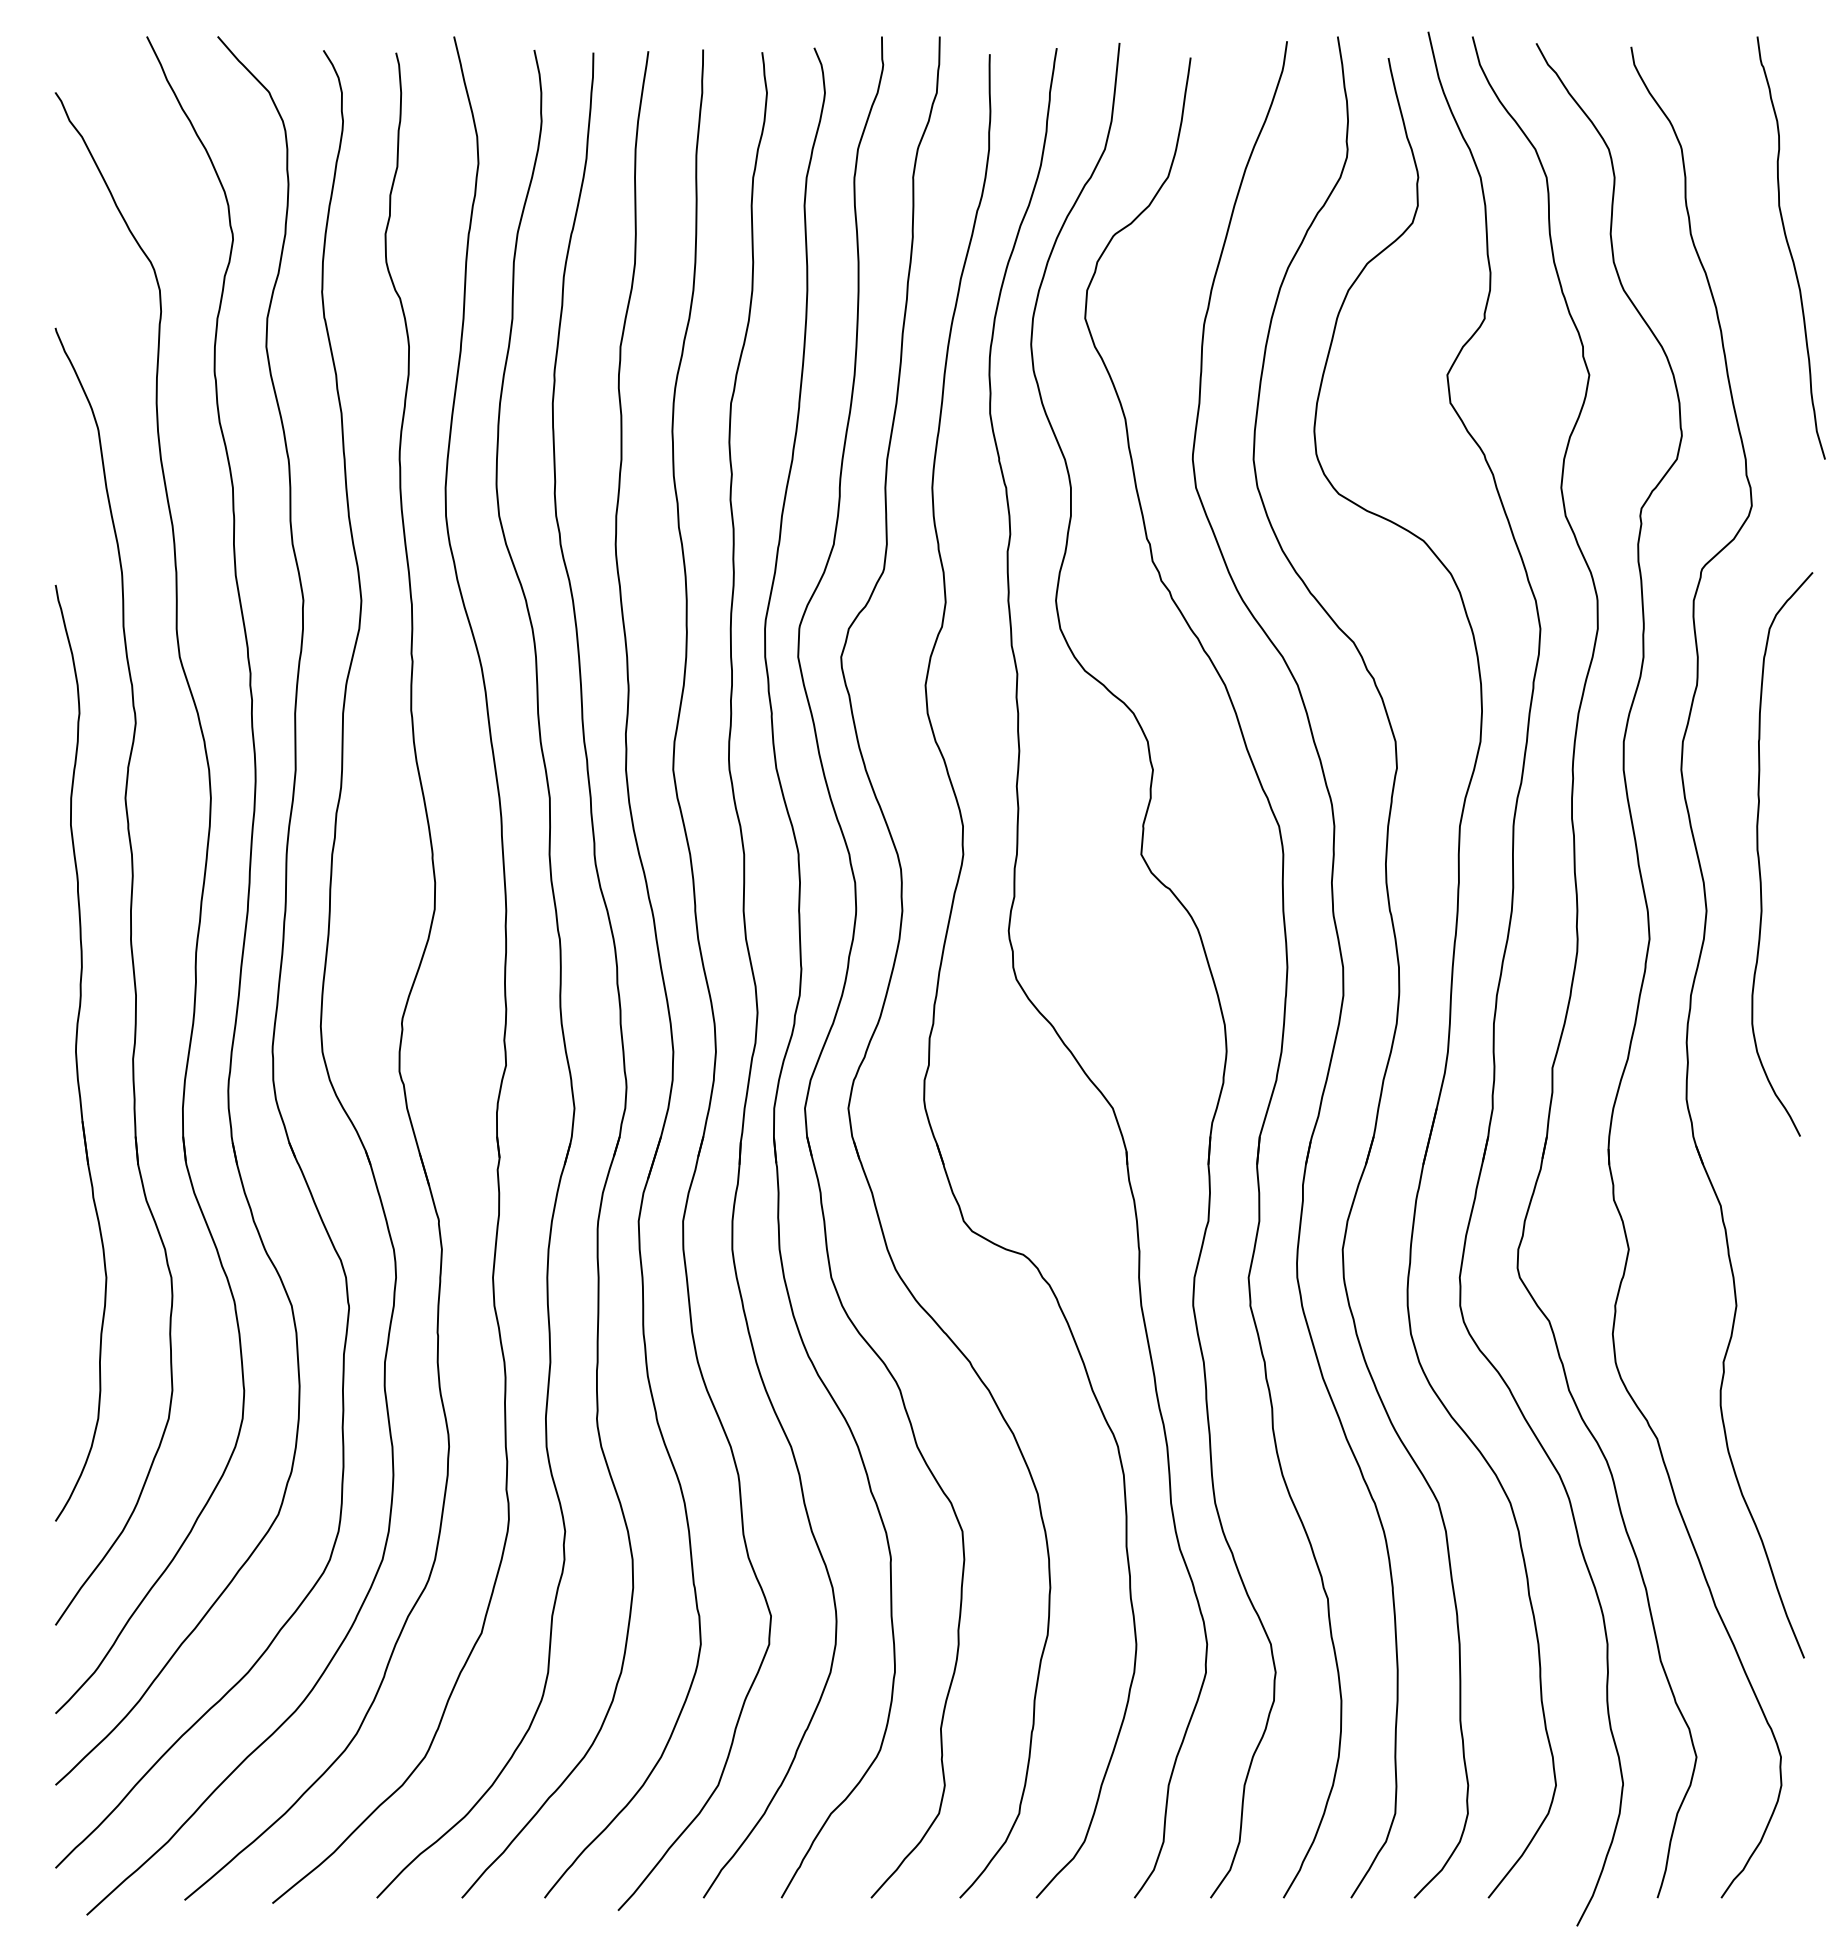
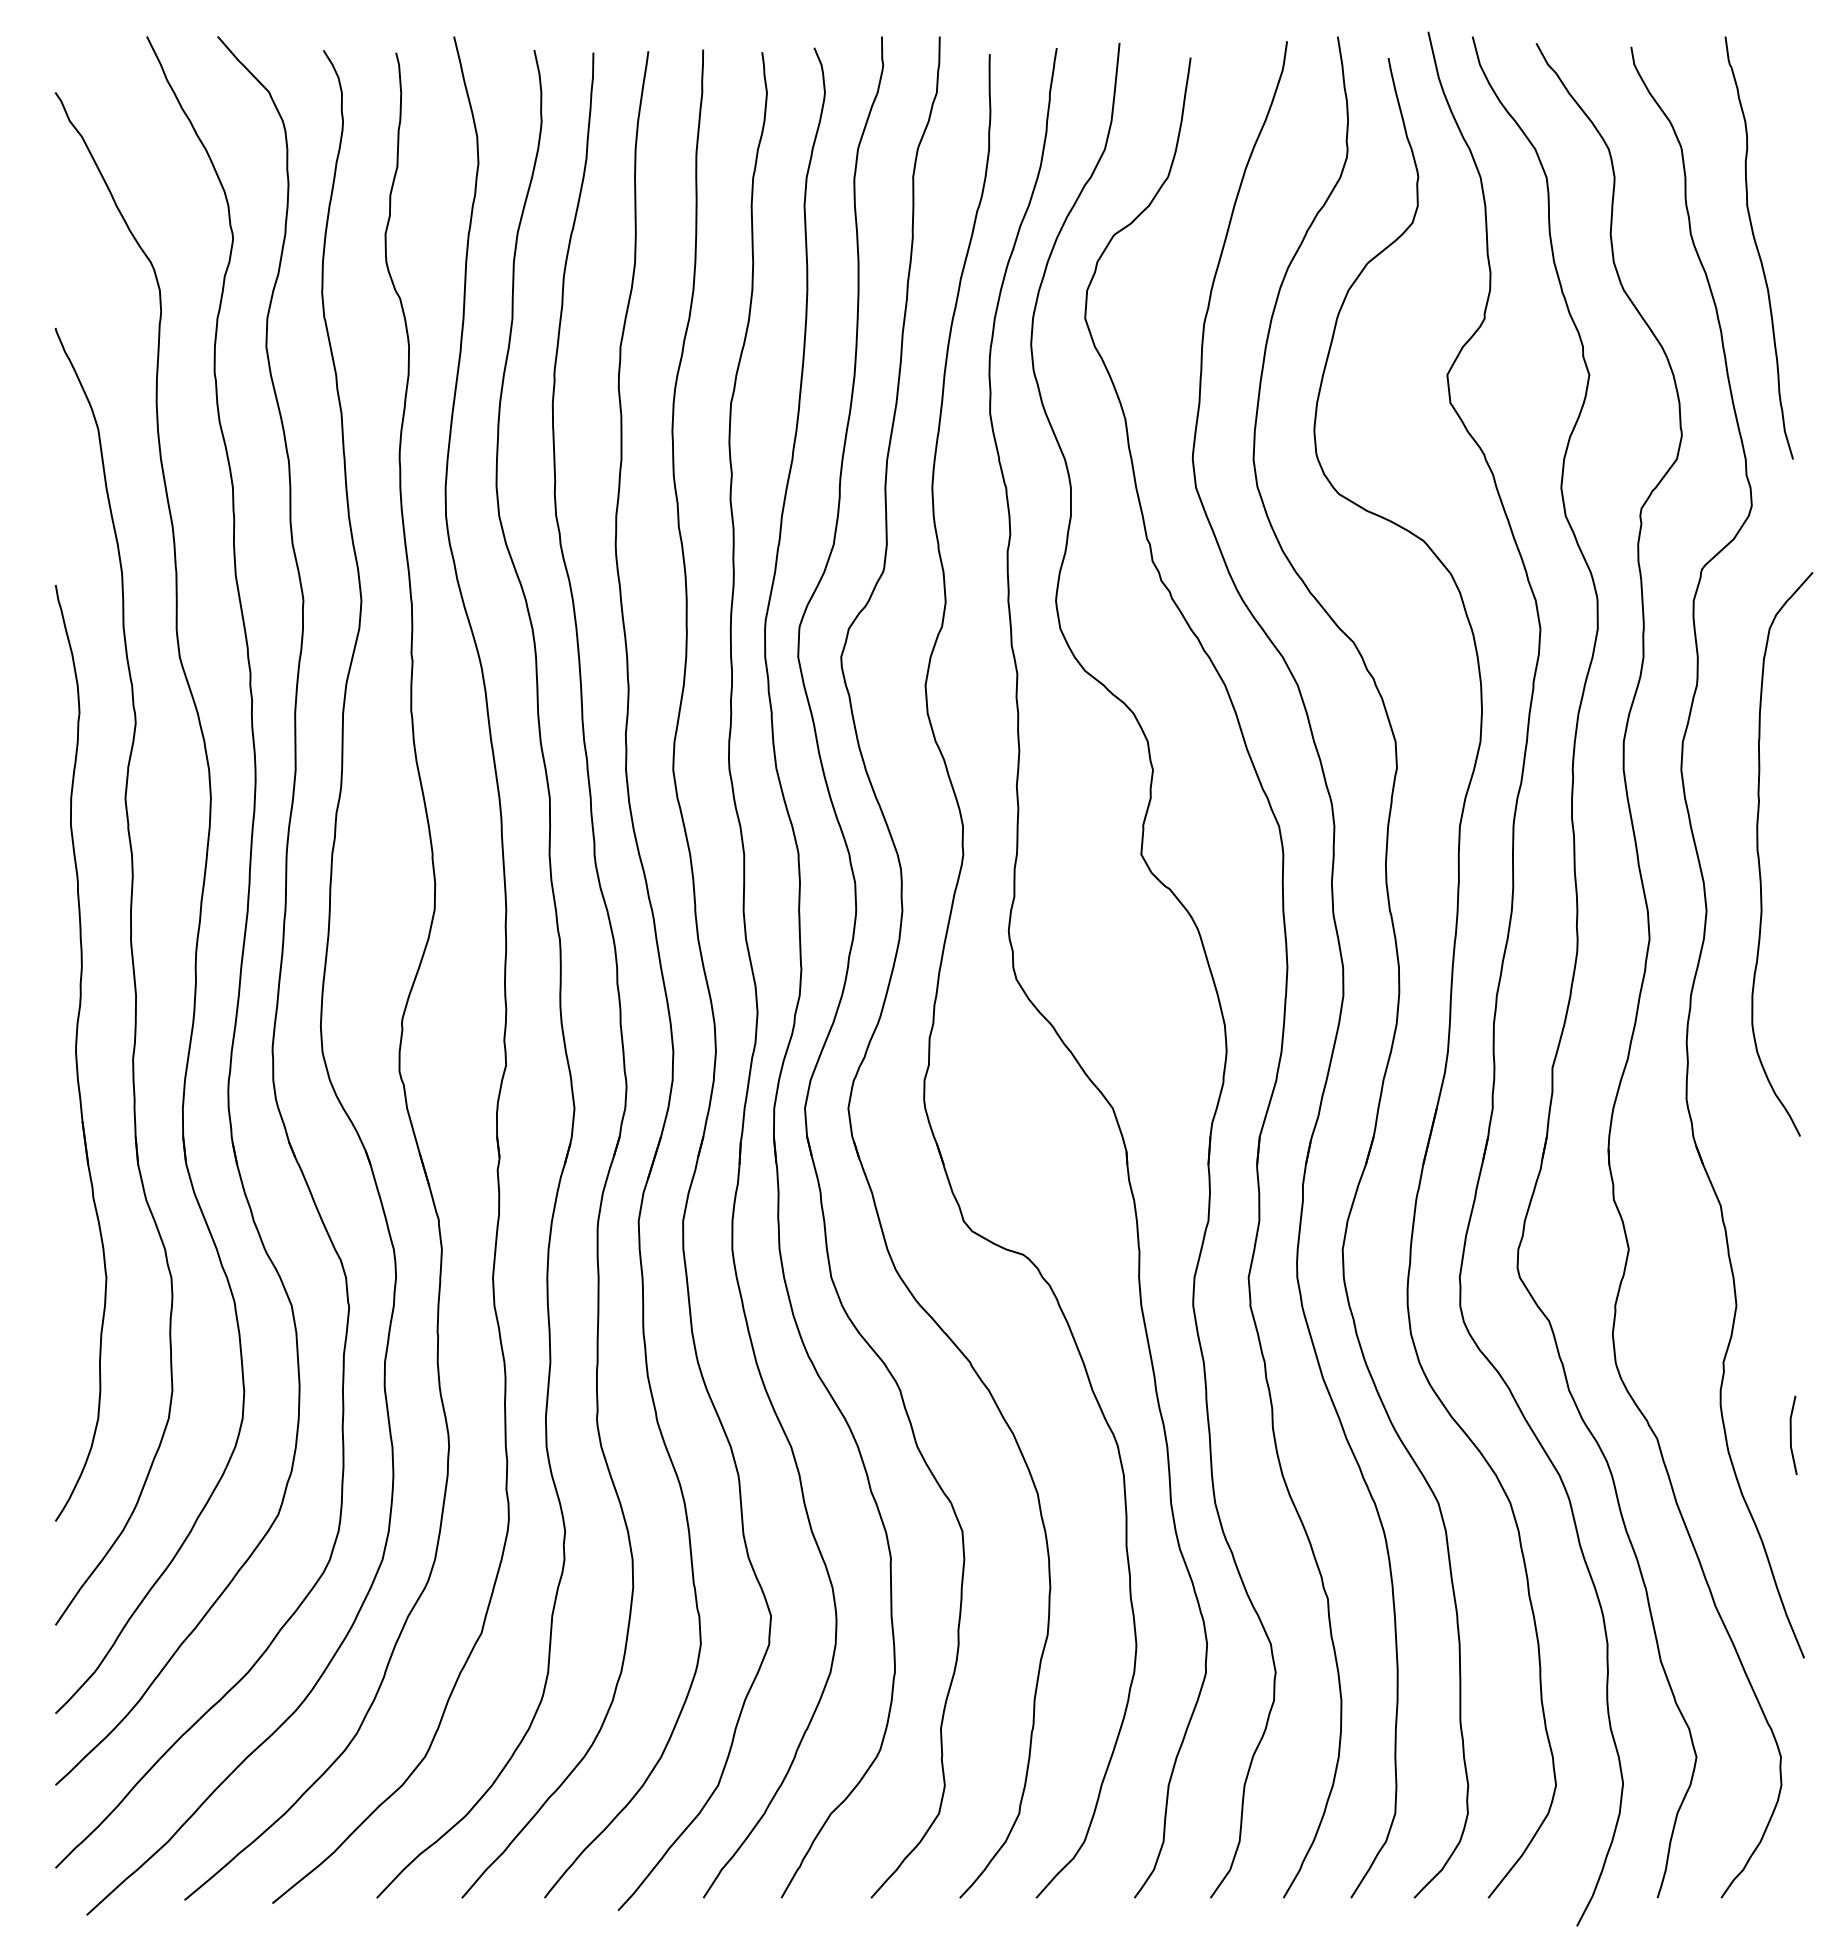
curve position: (1789, 247) -> (1757, 247) (1757, 247)
line: none -> present (1791, 1435)
